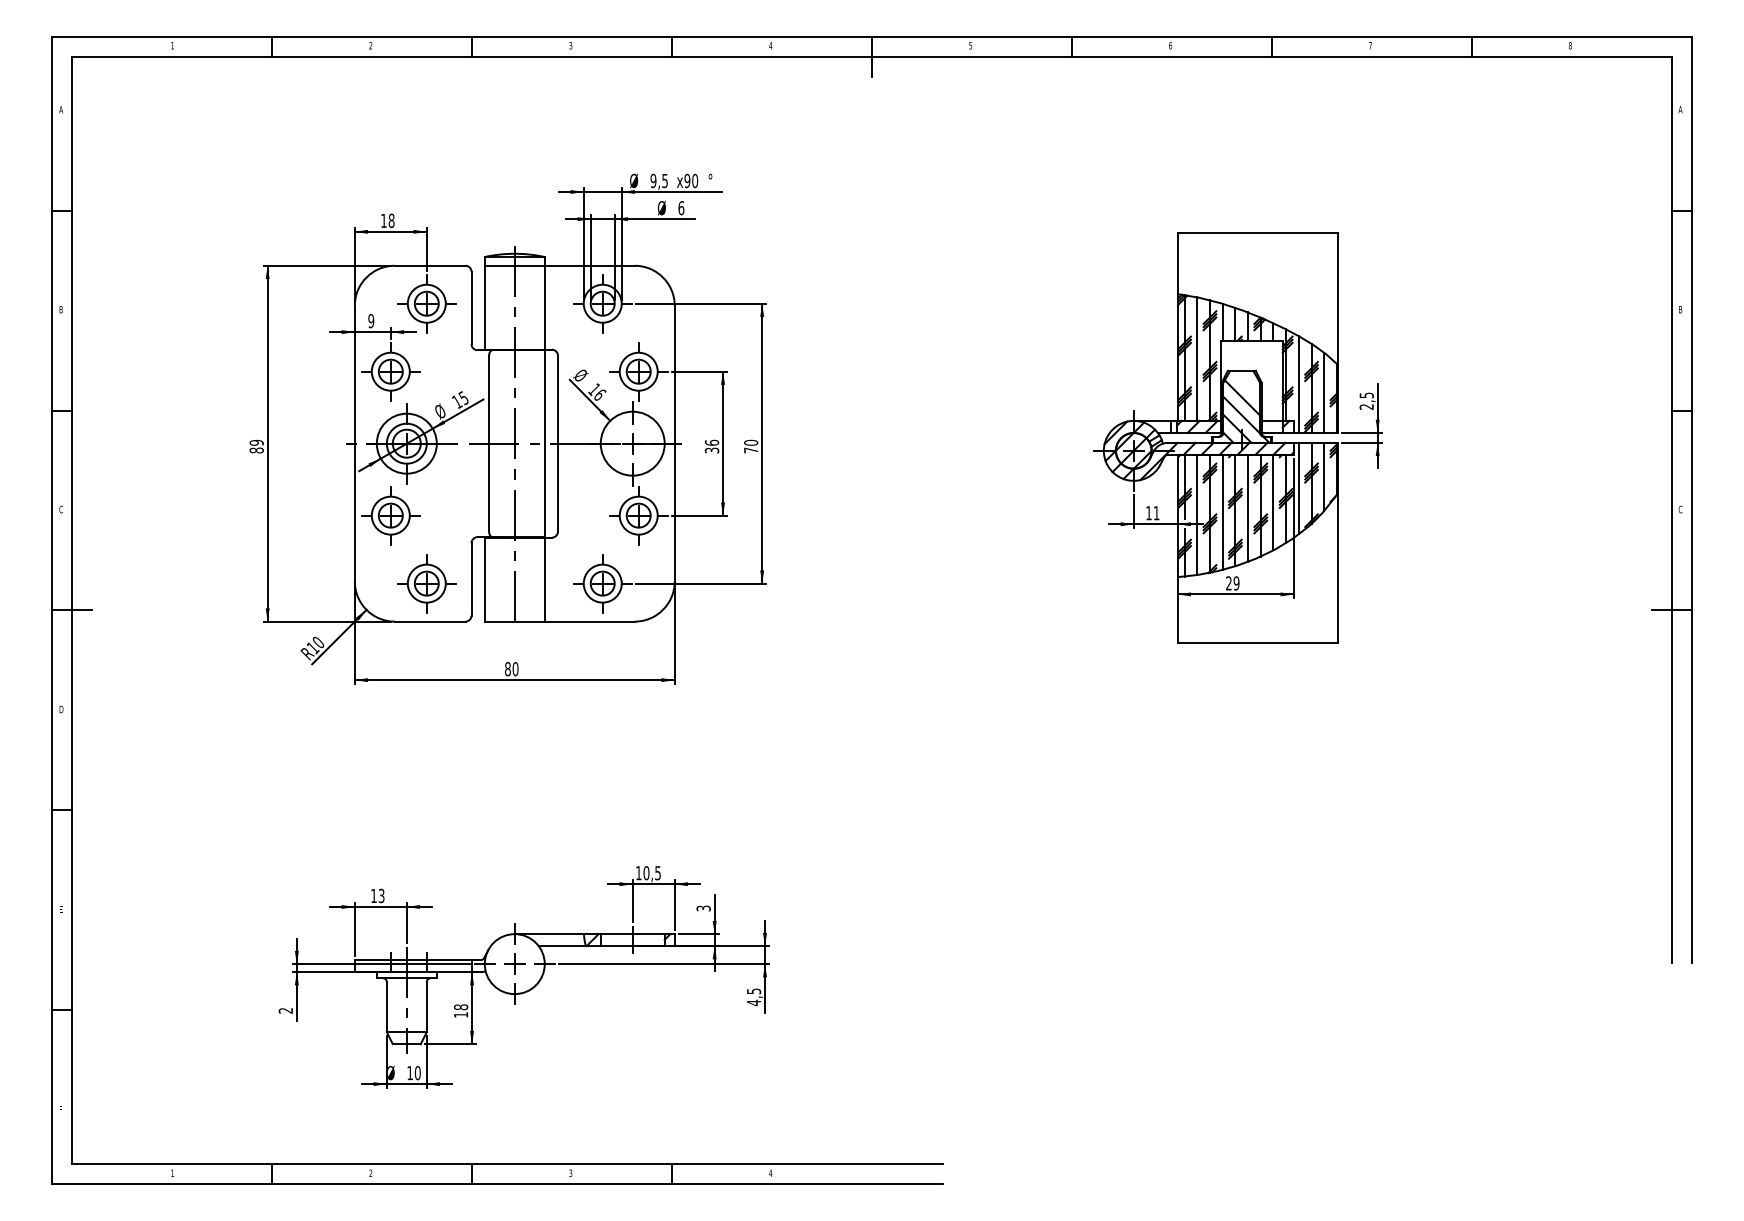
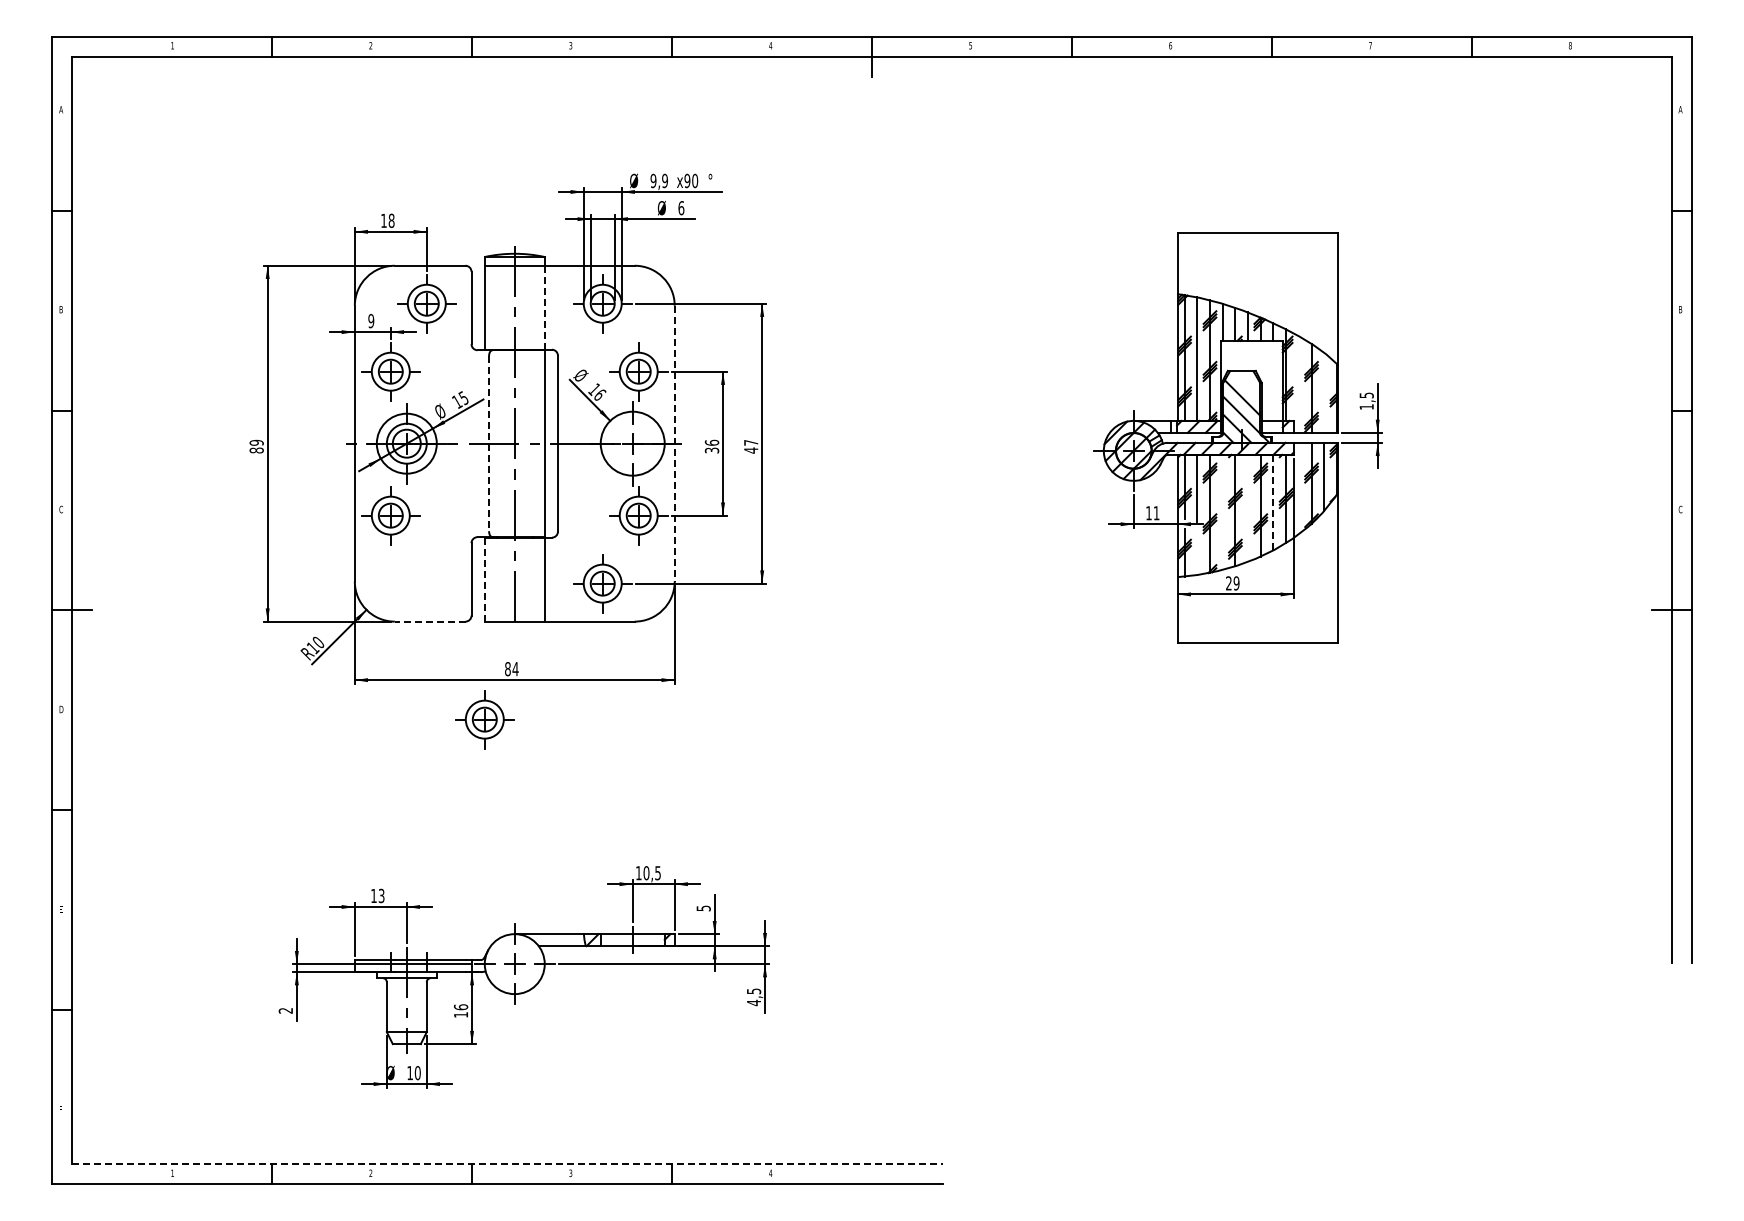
text: 9,5 -> 9,9 (664, 180)
line: solid -> dashed (544, 307)
line: present -> none (1298, 384)
line: present -> none (1324, 392)
text: 2,5 -> 1,5 (1366, 406)
line: solid -> dashed (674, 443)
line: solid -> dashed (489, 444)
text: 70 -> 47 (751, 446)
line: present -> none (1298, 488)
line: solid -> dashed (1273, 502)
line: present -> none (1248, 507)
line: present -> none (1222, 511)
line: present -> none (1197, 550)
line: solid -> dashed (484, 579)
part position: (426, 583) -> (484, 719) (484, 719)
line: solid -> dashed (429, 621)
text: 80 -> 84 (515, 669)
text: 3 -> 5 (702, 908)
text: 18 -> 16 (460, 1007)
line: solid -> dashed (508, 1164)
